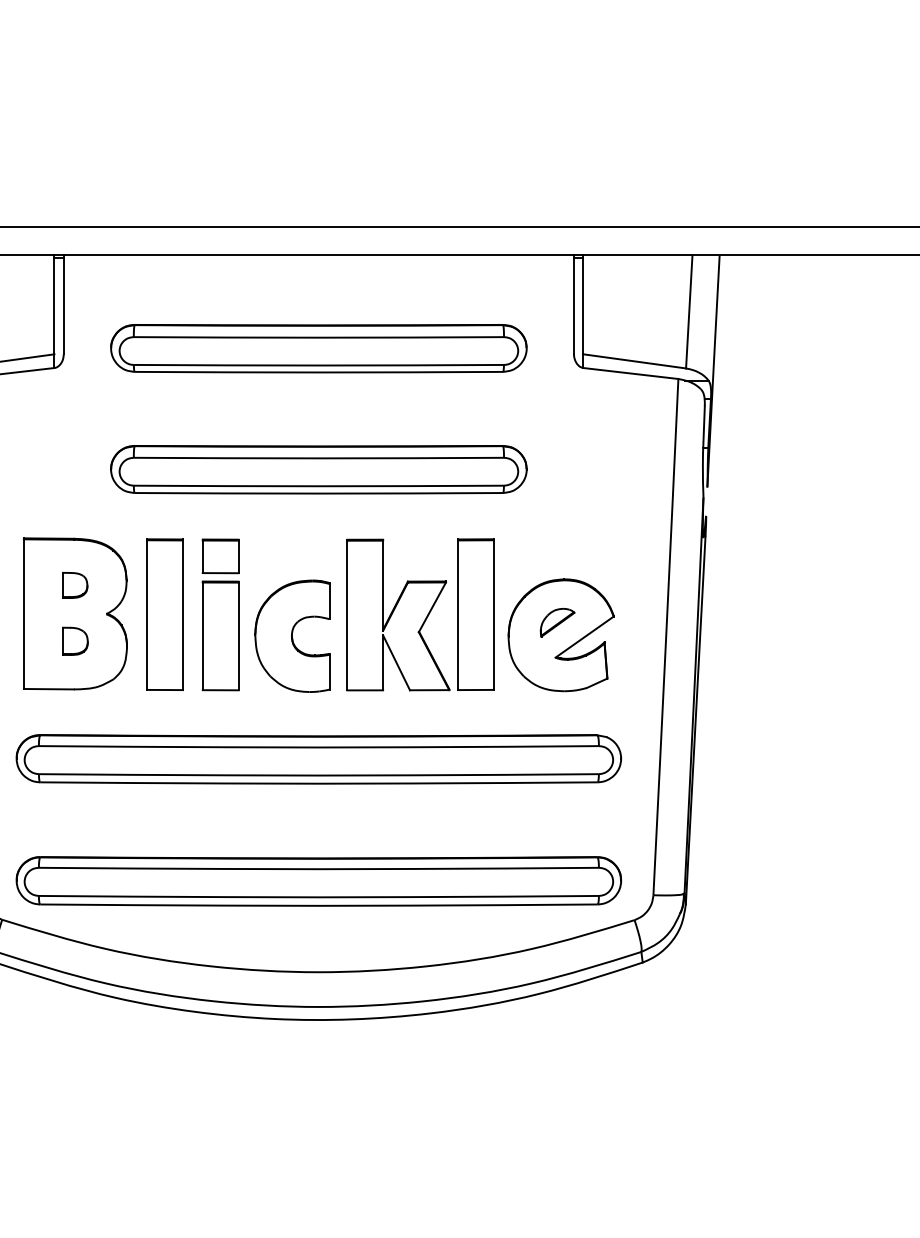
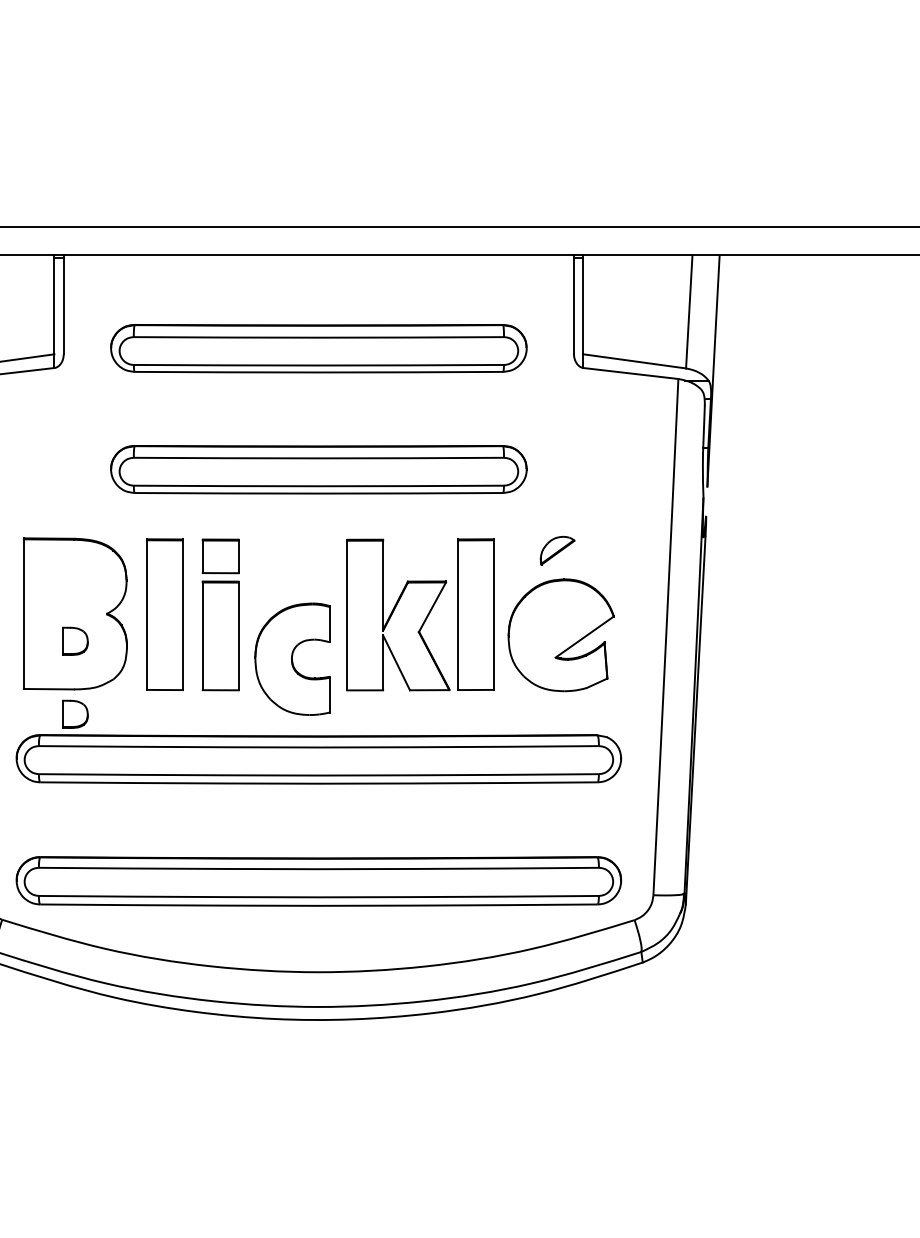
part: present -> none (75, 585)
part position: (557, 622) -> (557, 550) (557, 550)
part position: (292, 635) -> (292, 658) (292, 658)
part: none -> present (75, 713)
